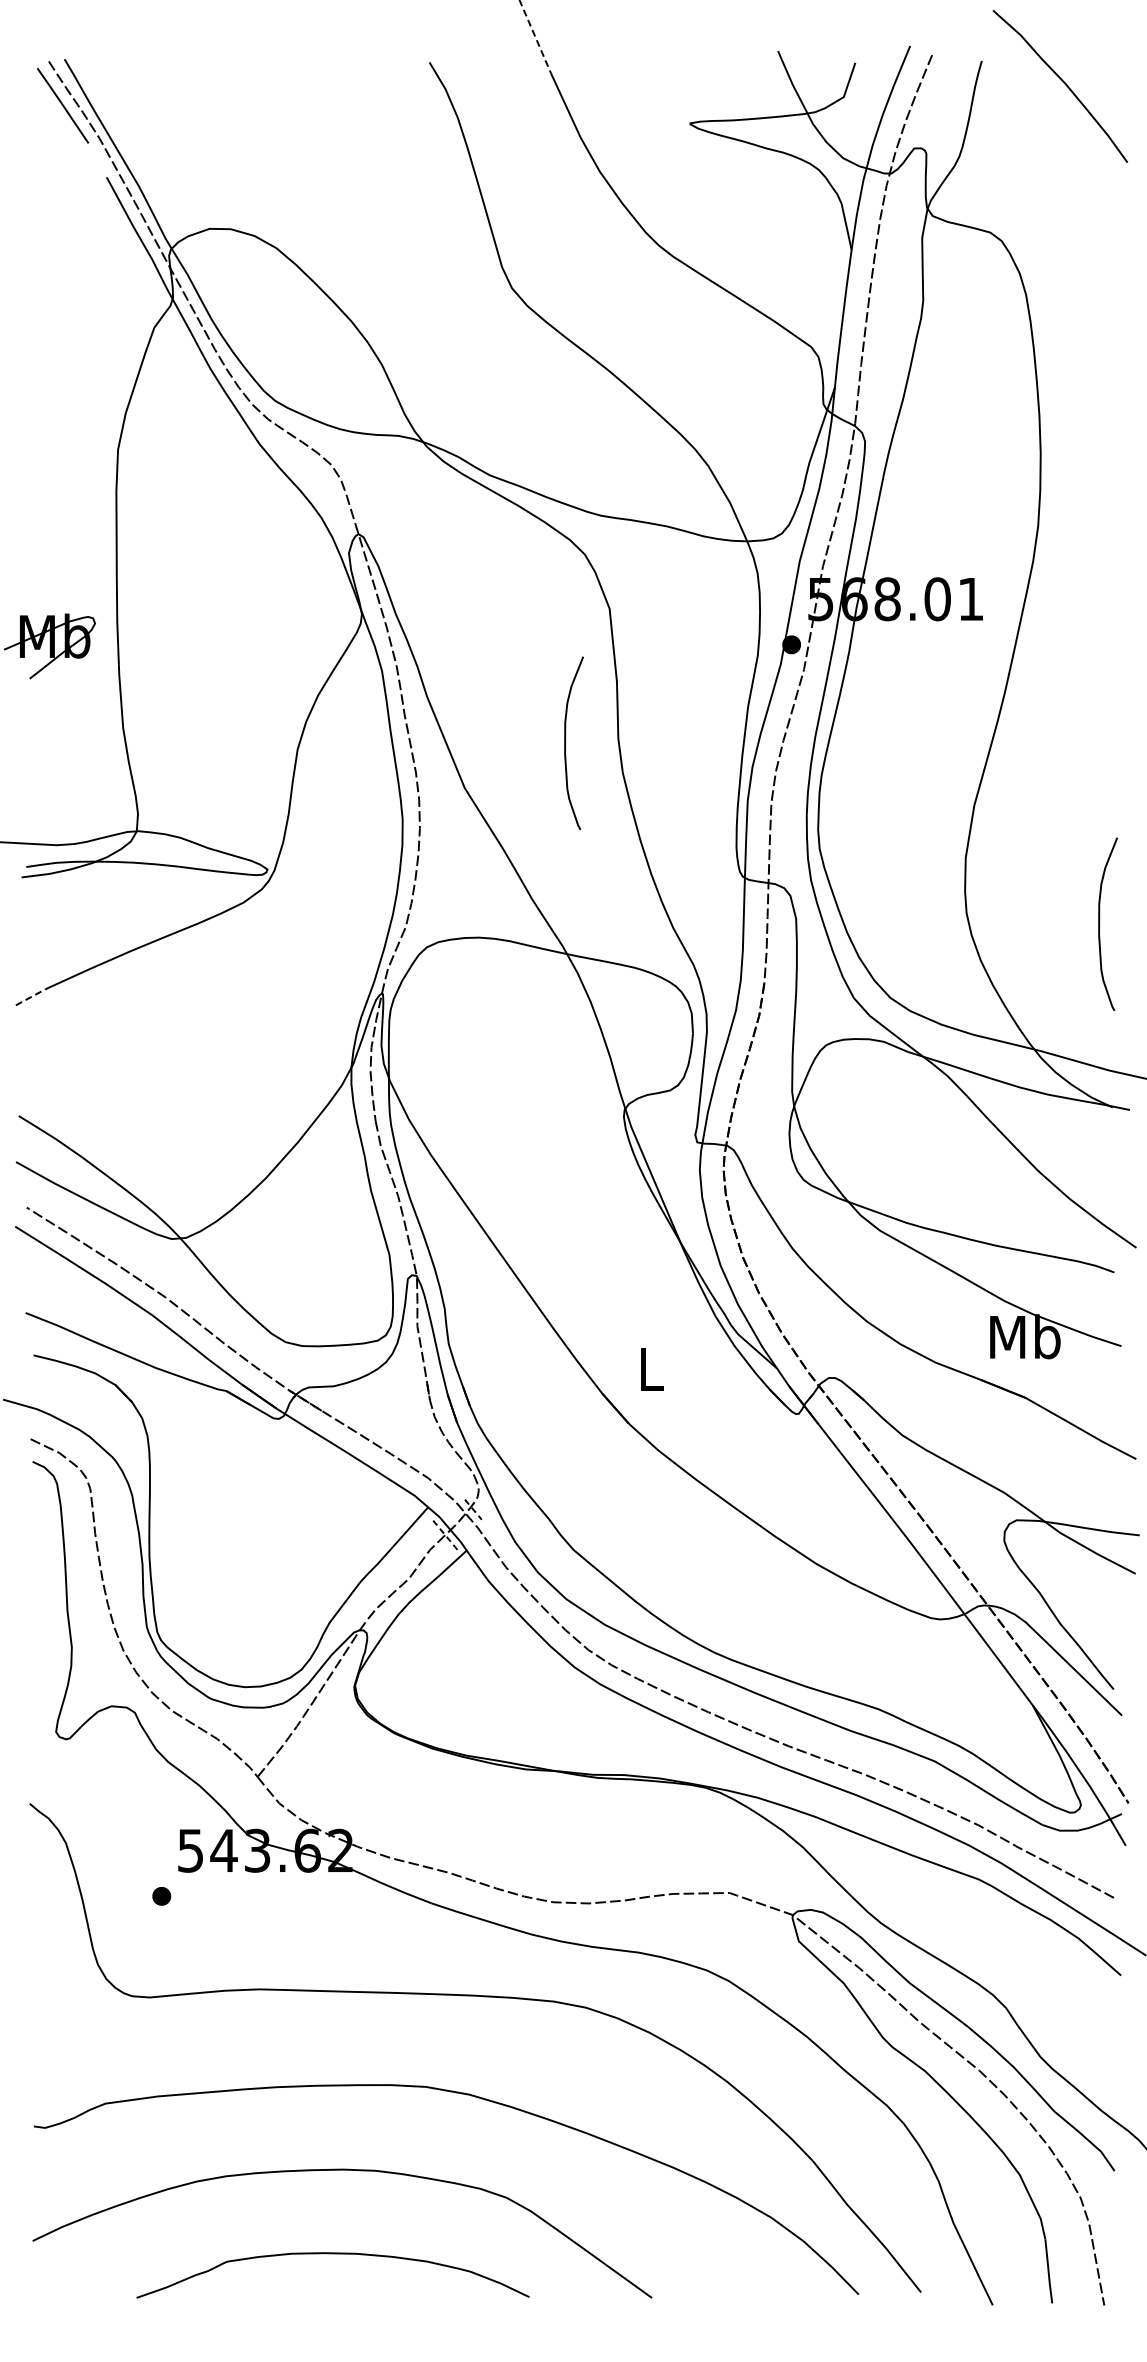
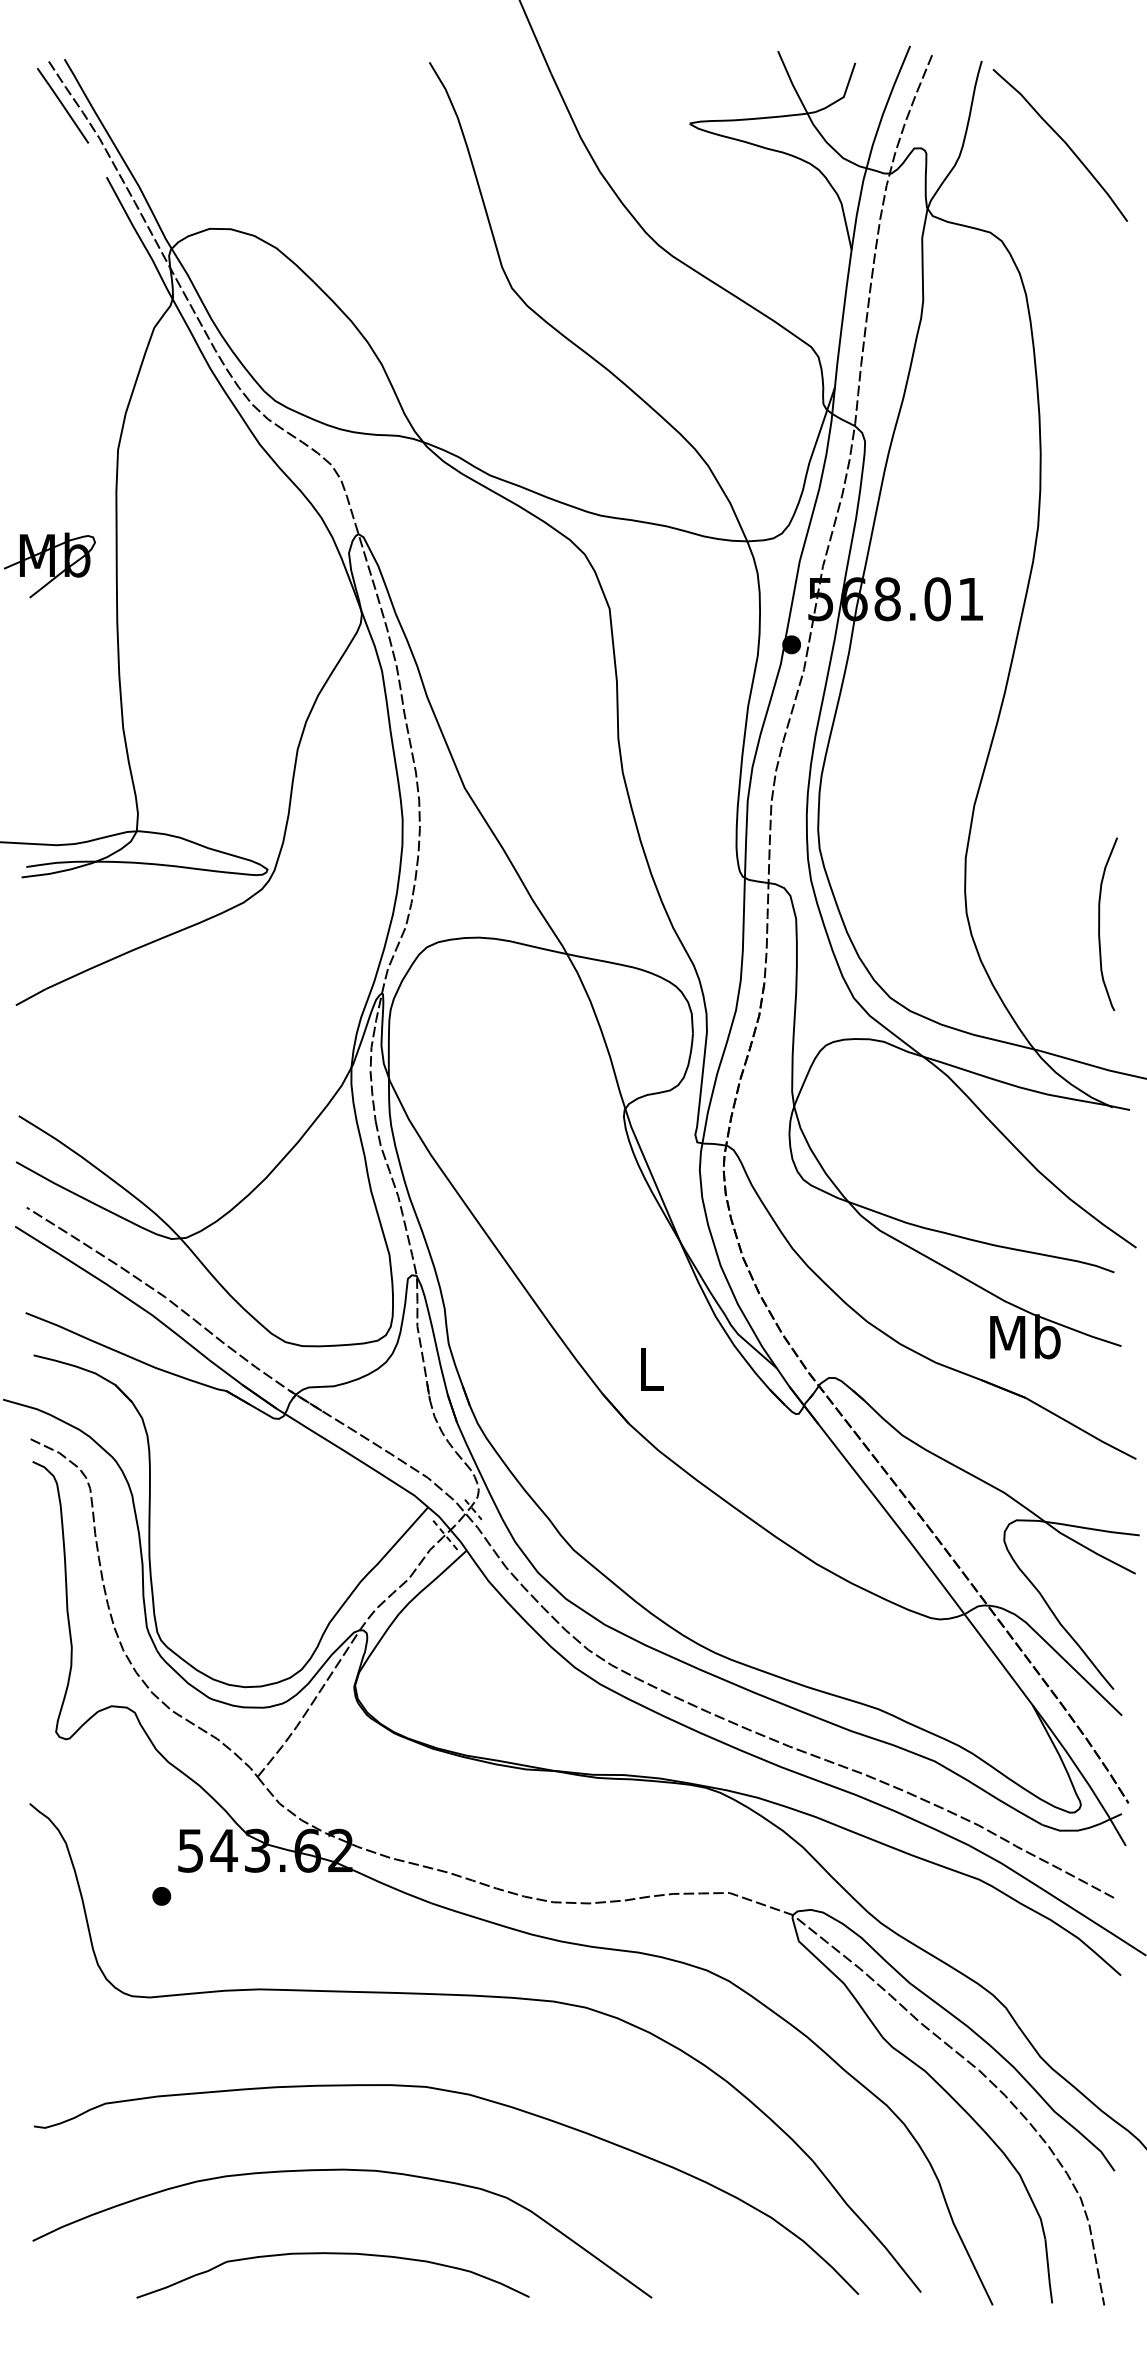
line: dashed -> solid (535, 37)
curve position: (1062, 82) -> (1062, 141) (1062, 141)
part position: (49, 646) -> (49, 565) (49, 565)
curve: present -> none (566, 741)
line: dashed -> solid (30, 997)
